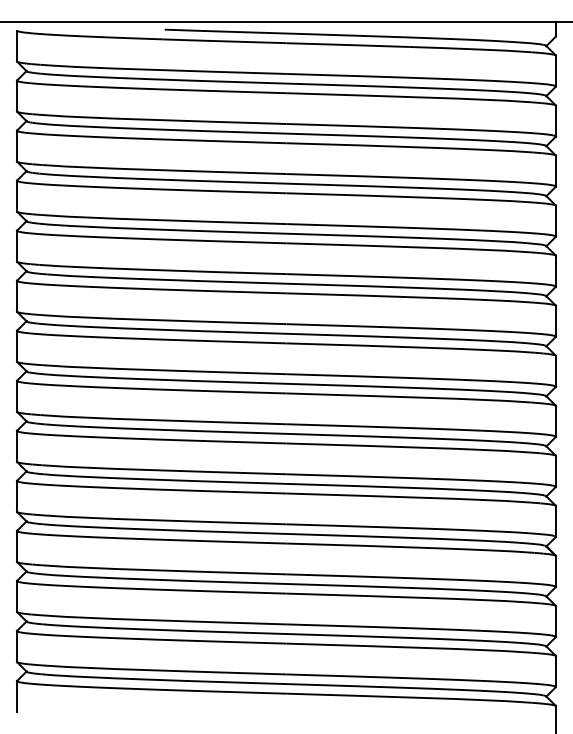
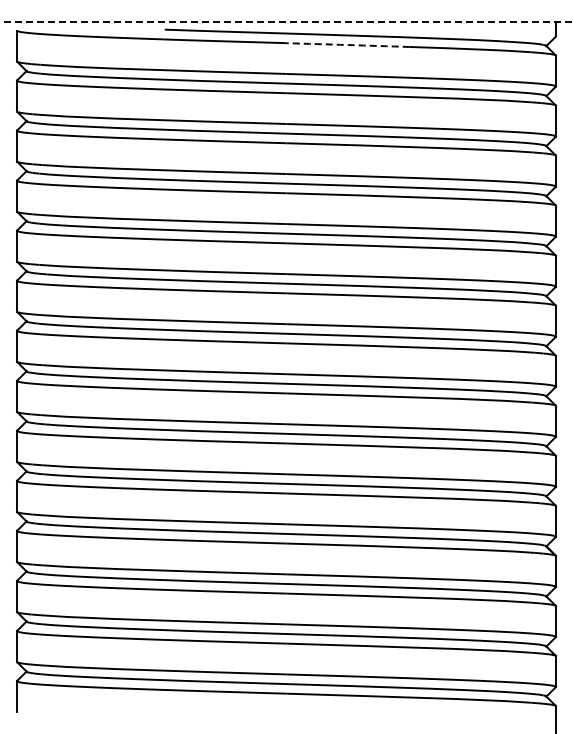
line: solid -> dashed (286, 22)
arc: solid -> dashed (348, 45)
